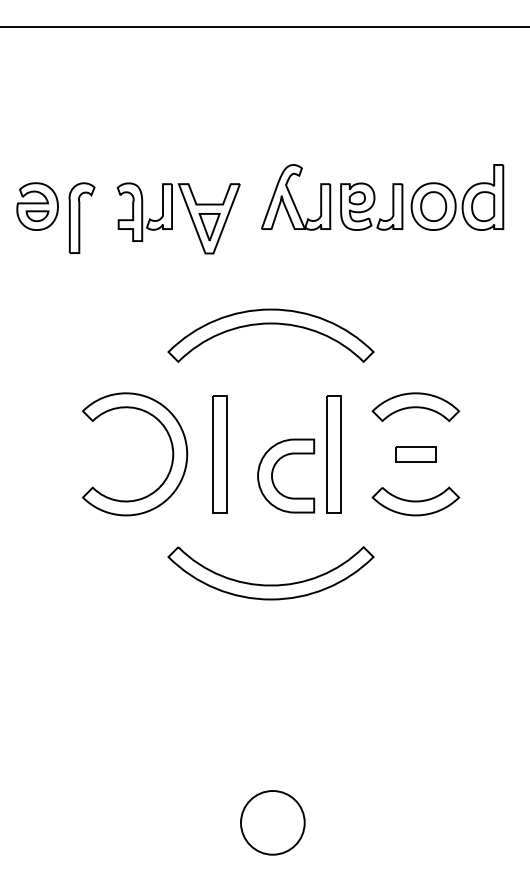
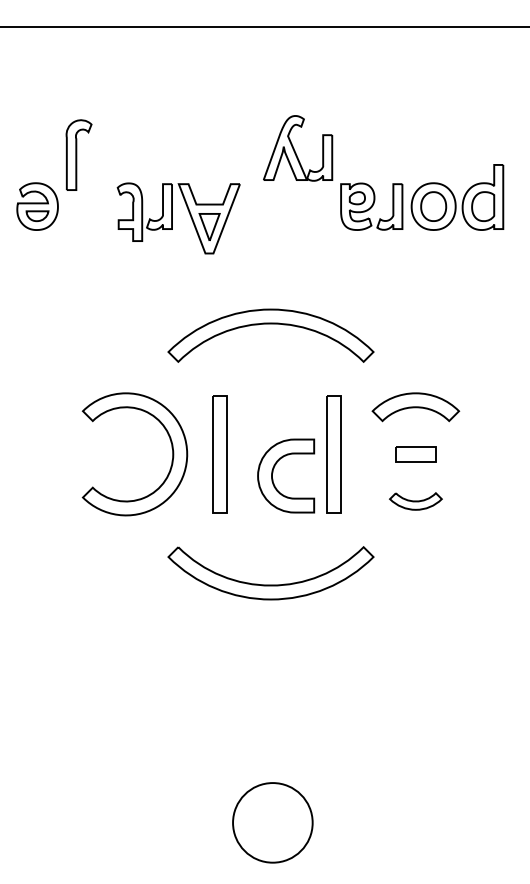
part position: (296, 197) -> (298, 148) (298, 148)
part position: (81, 217) -> (78, 154) (78, 154)
part size: 90x31 px -> 54x19 px (415, 501)
circle diameter: 64 px -> 80 px (272, 822)
